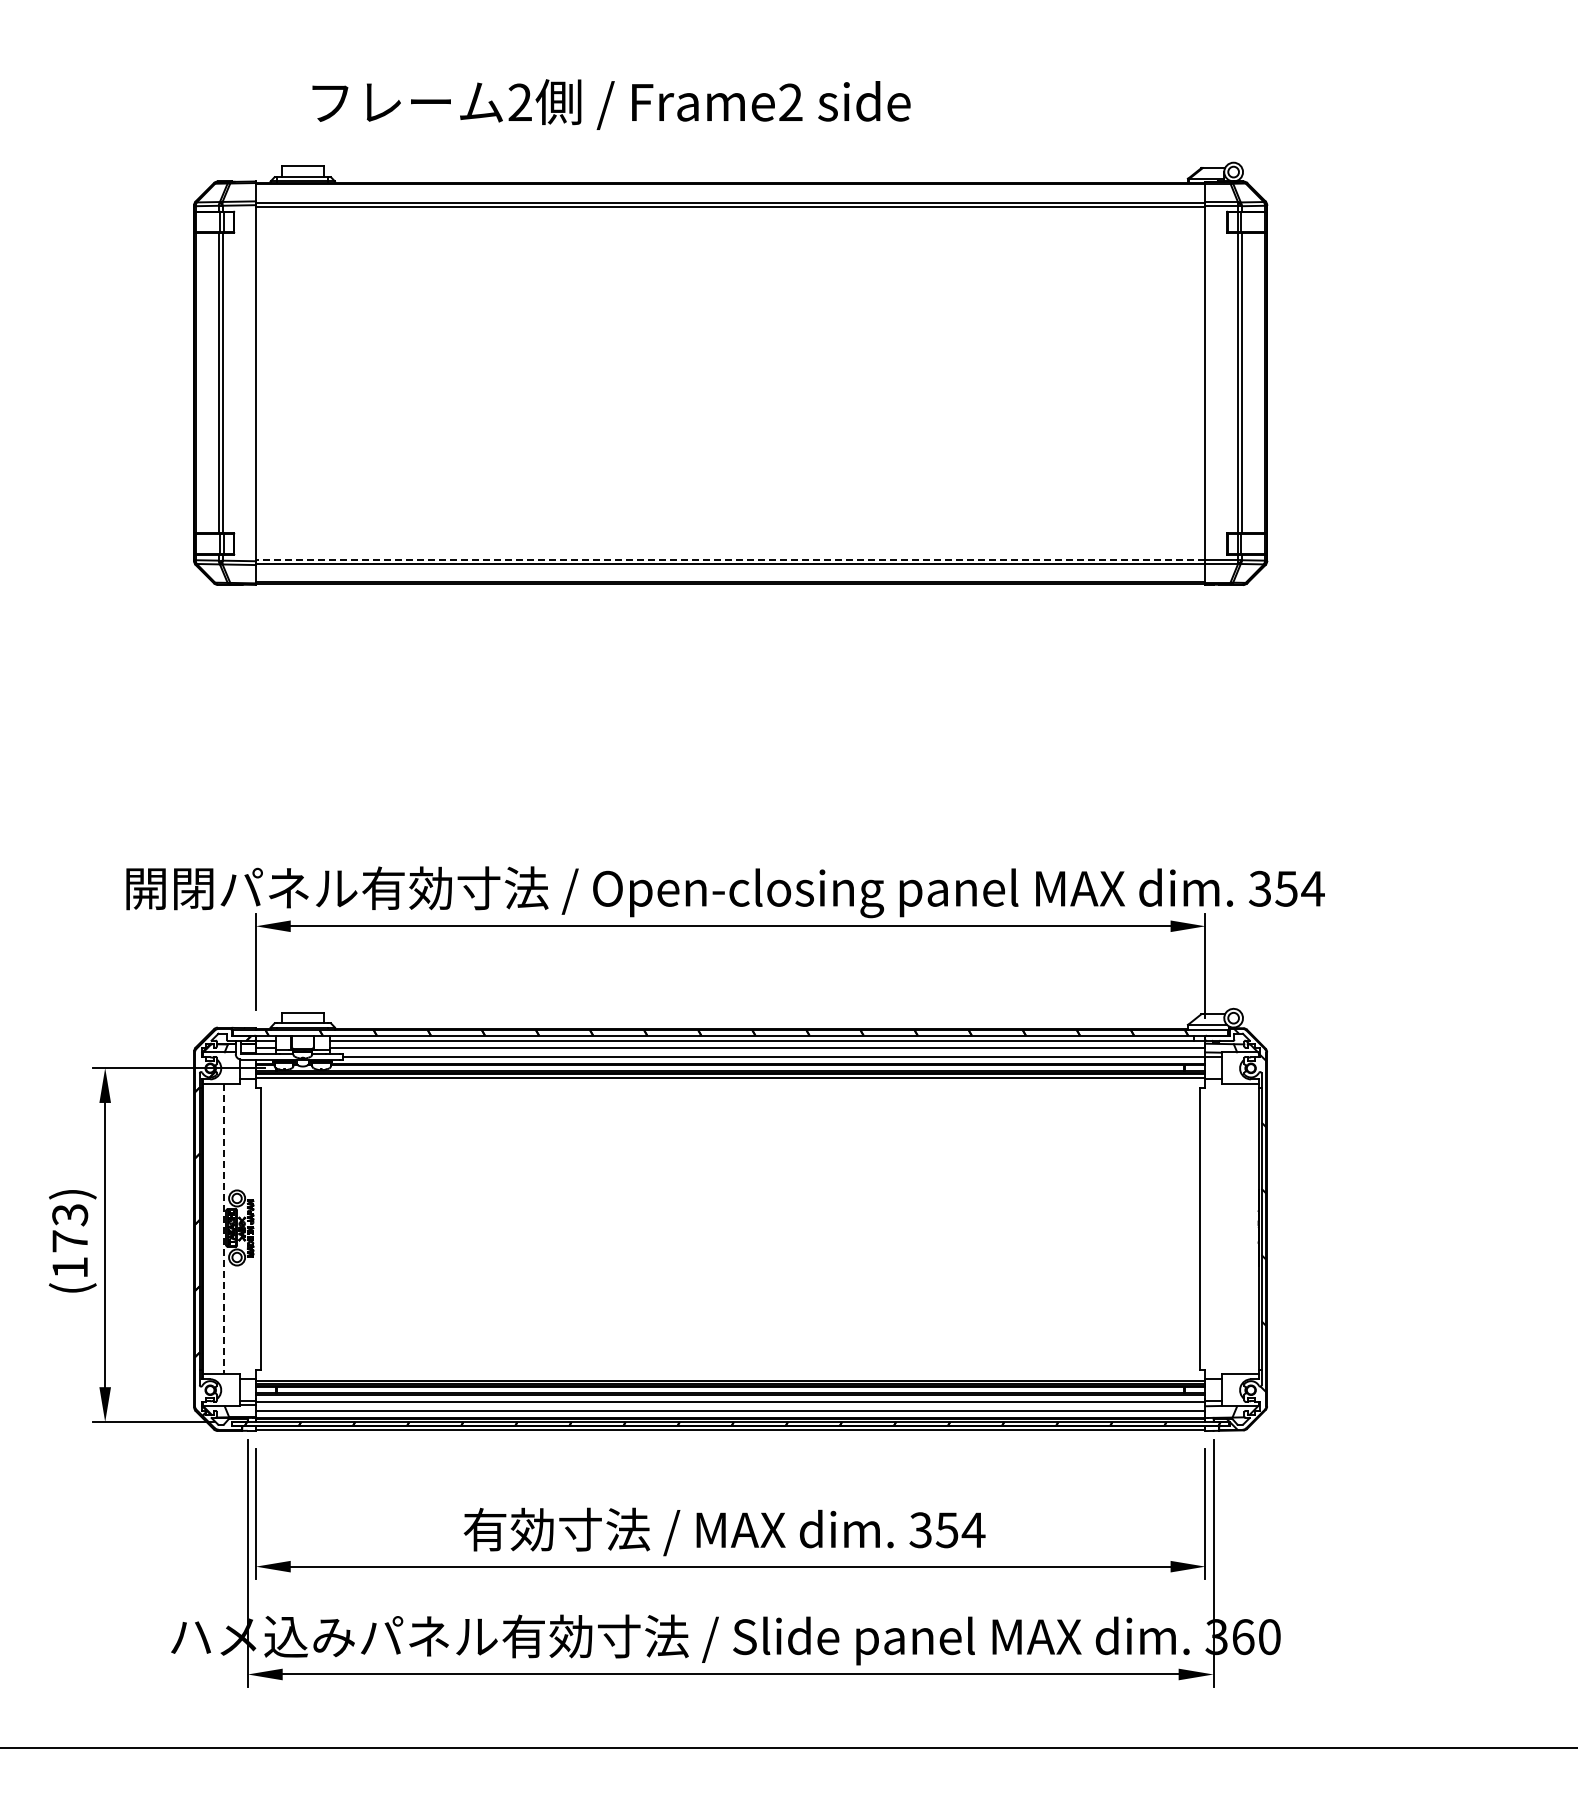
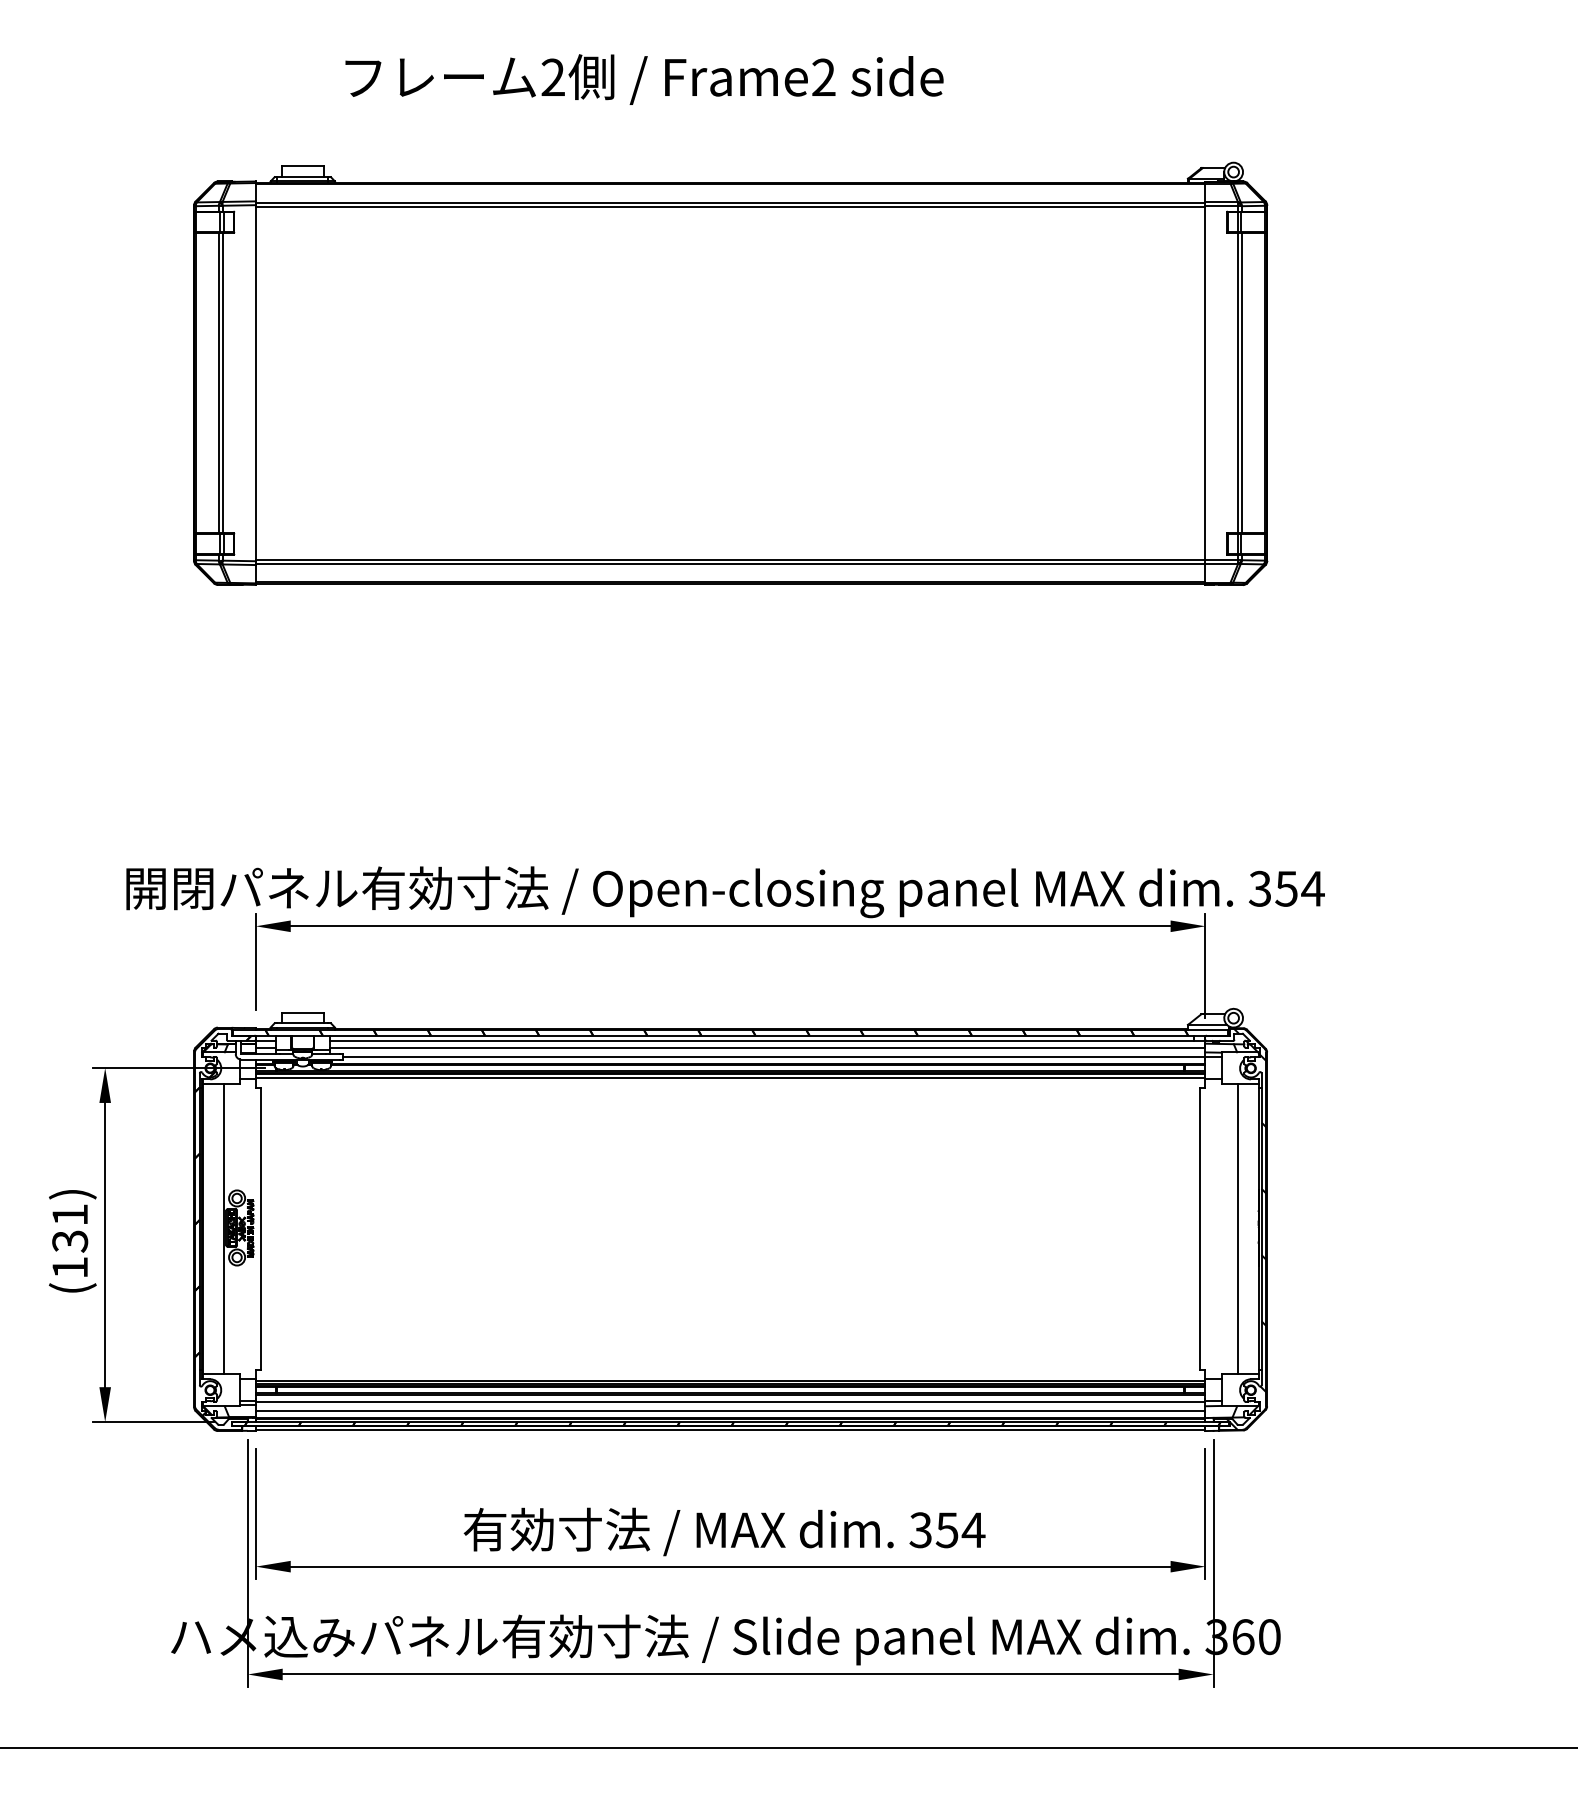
text position: (611, 104) -> (644, 79) (644, 79)
line: dashed -> solid (730, 559)
text: (173) -> (131) (70, 1228)
line: dashed -> solid (224, 1229)
line: none -> present (1237, 1229)
